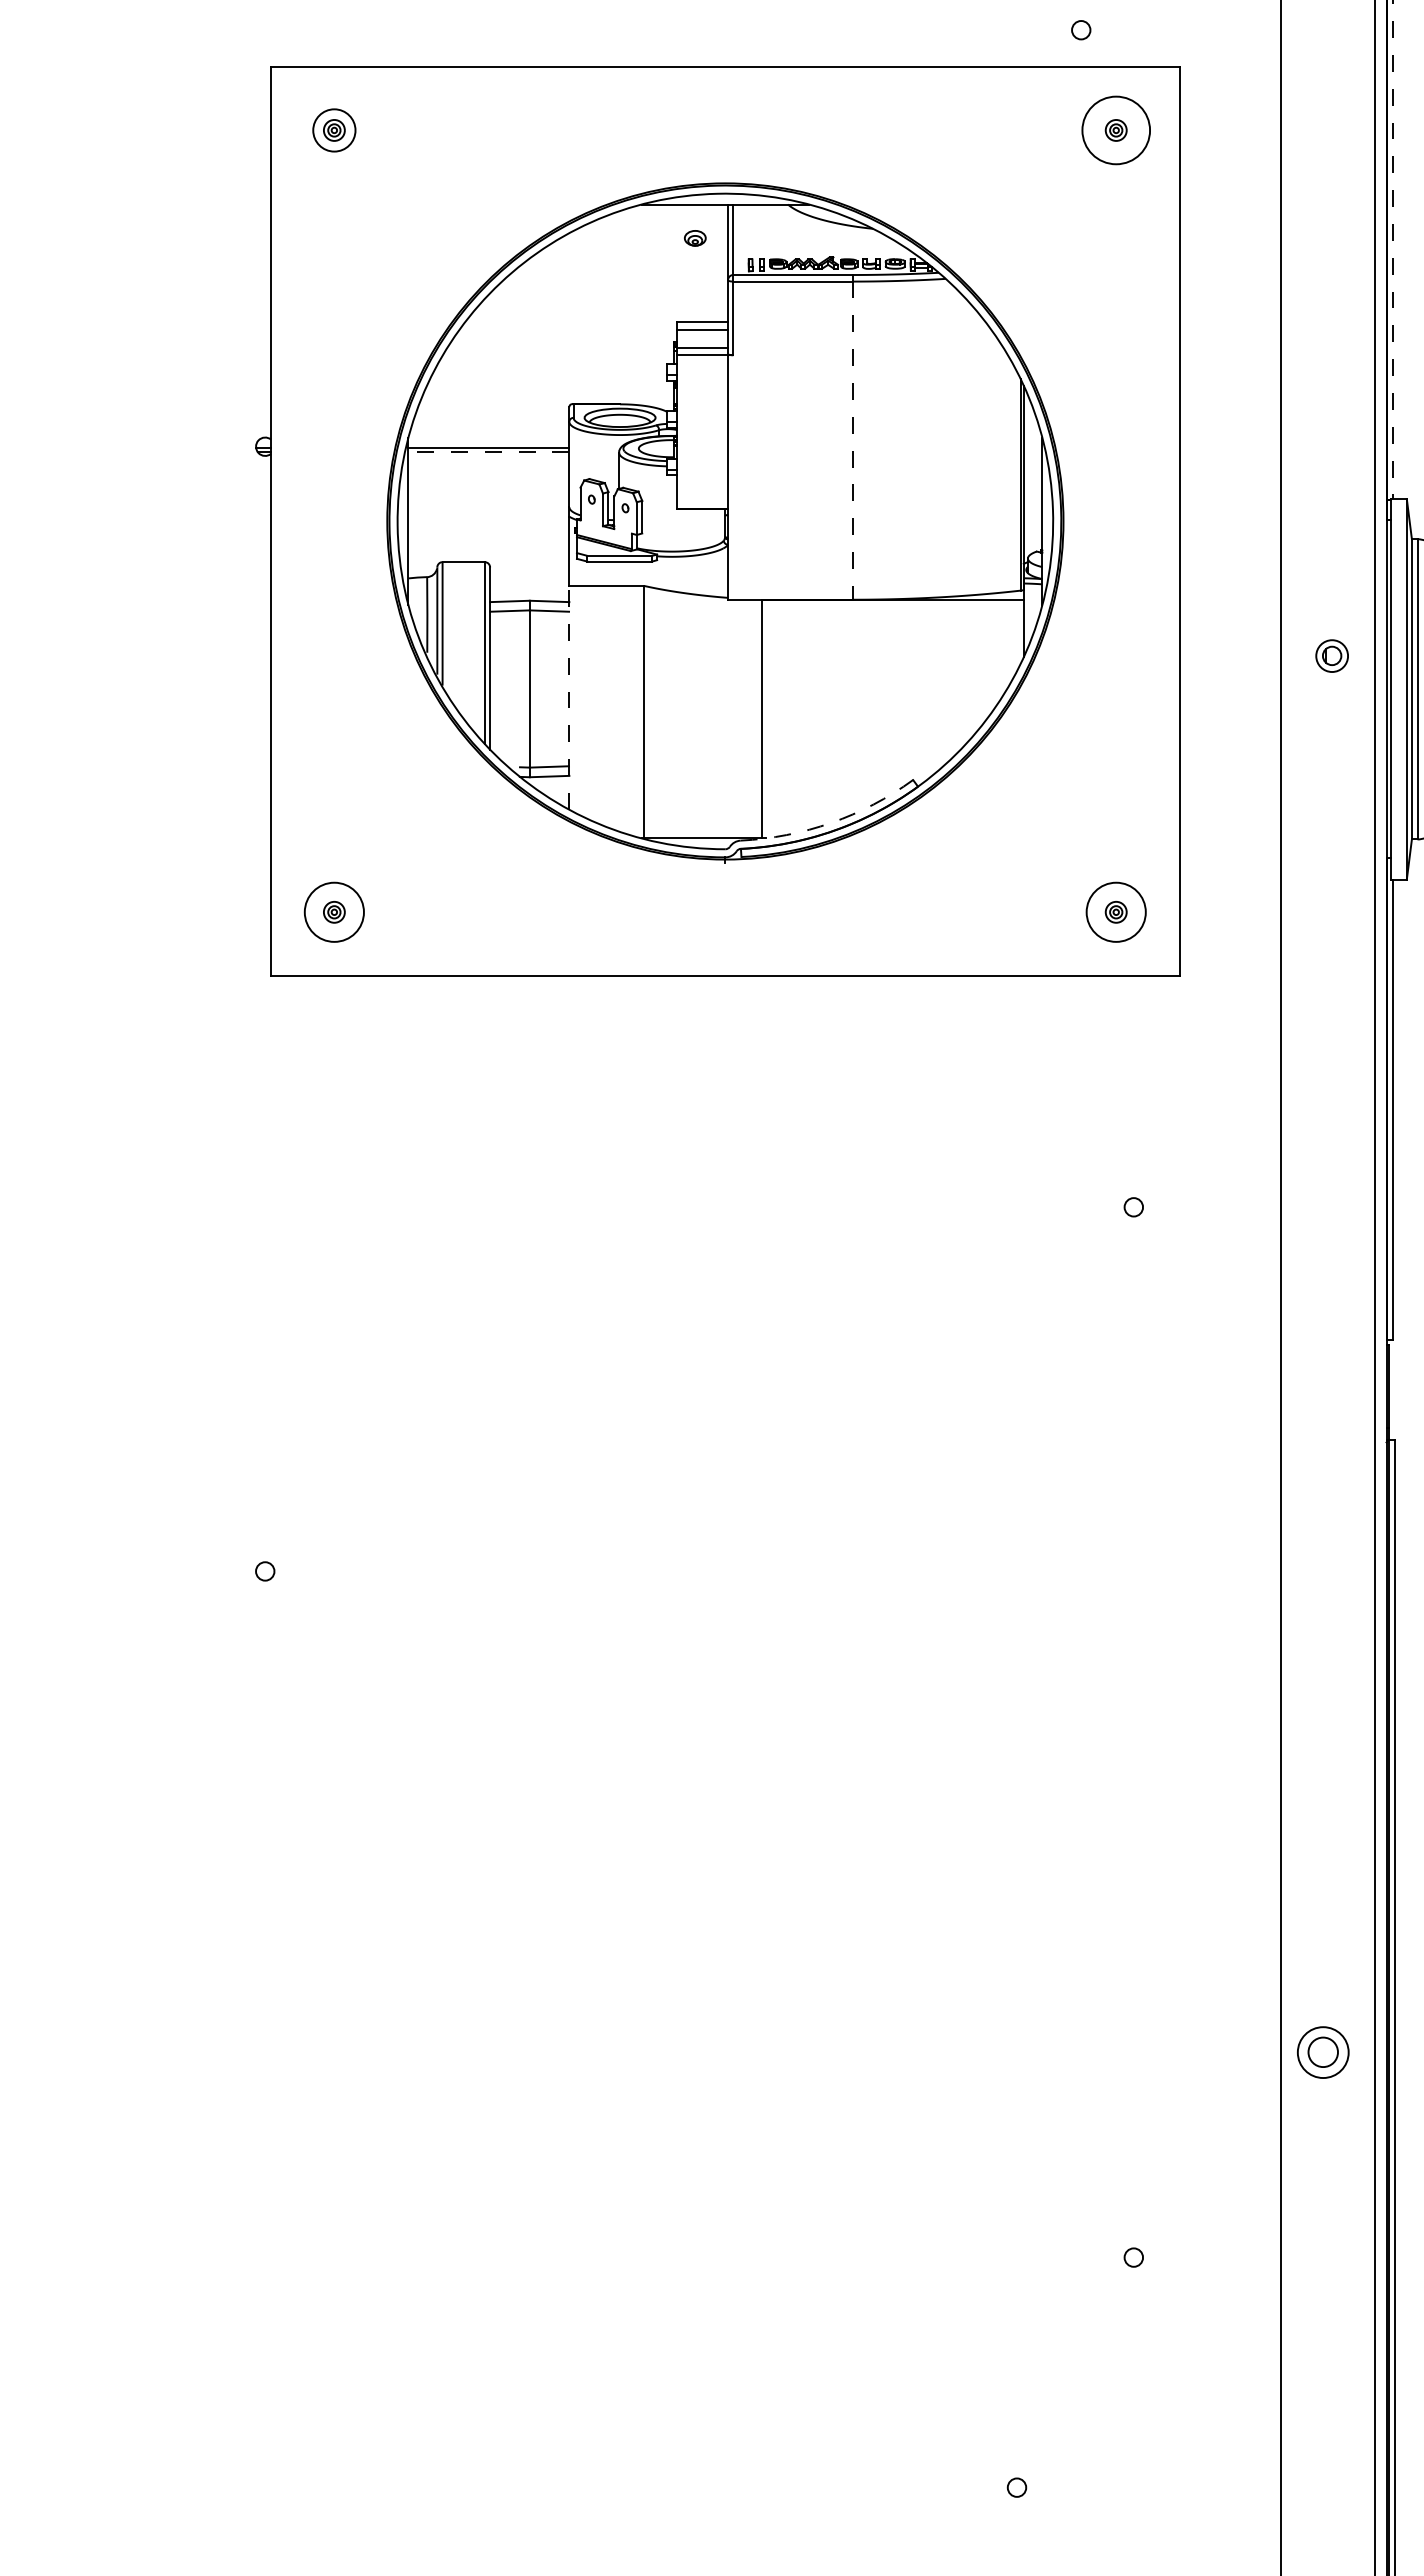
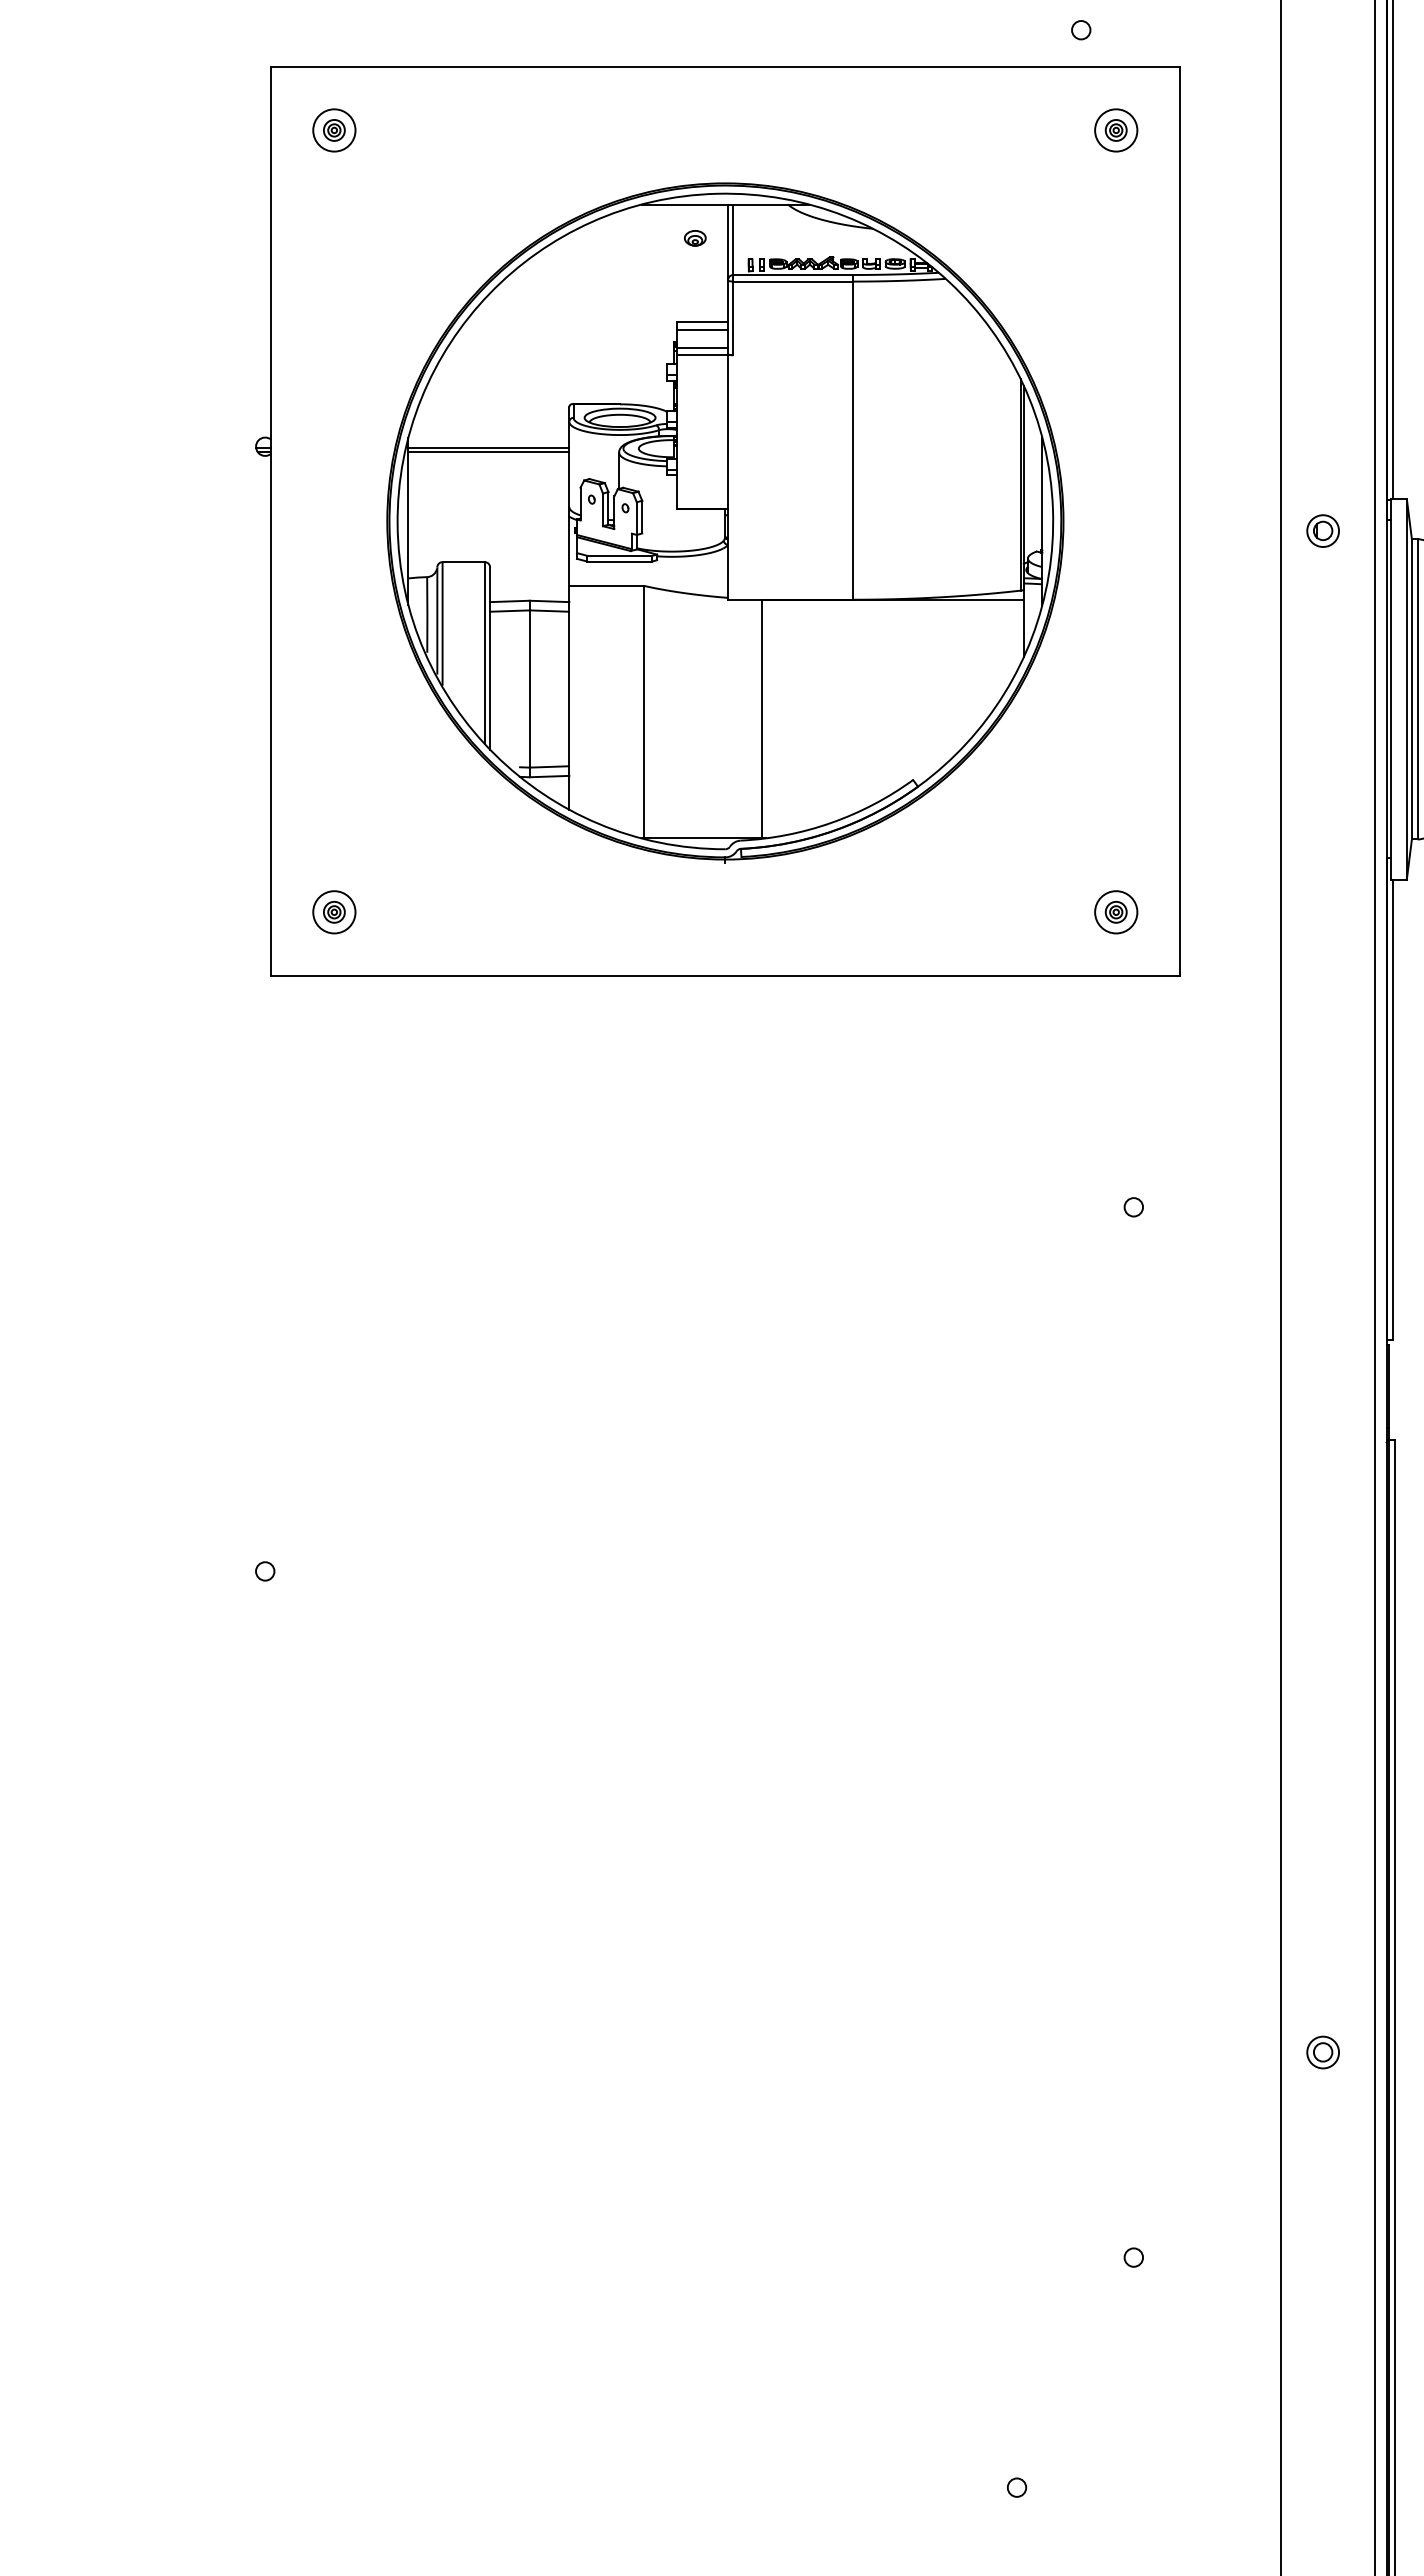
circle diameter: 68 px -> 42 px (1116, 130)
line: dashed -> solid (1392, 250)
line: dashed -> solid (852, 440)
line: dashed -> solid (488, 452)
part position: (1331, 655) -> (1322, 530) (1322, 530)
line: dashed -> solid (569, 697)
arc: dashed -> solid (831, 822)
circle diameter: 59 px -> 42 px (334, 912)
circle diameter: 59 px -> 42 px (1116, 912)
part size: 53x53 px -> 34x35 px (1322, 2052)
